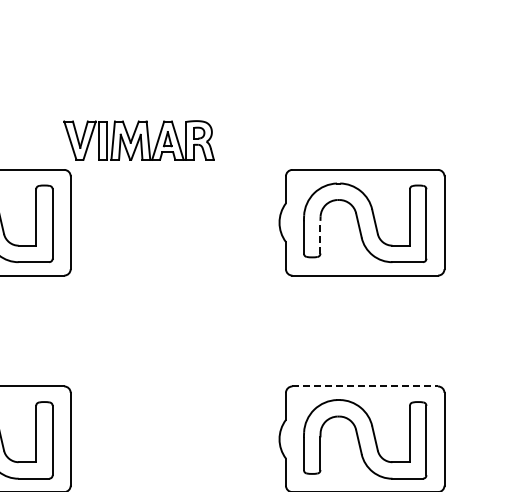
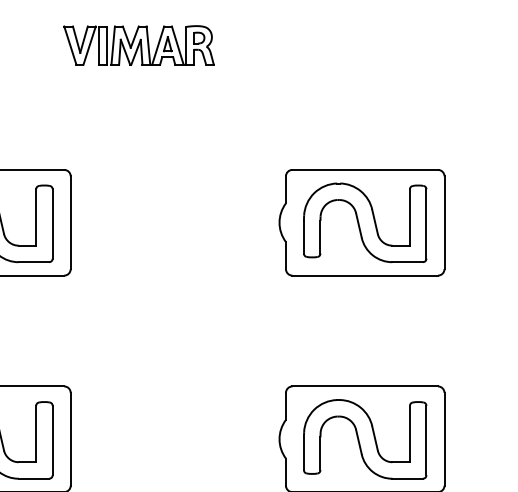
part position: (138, 140) -> (138, 45) (138, 45)
line: dashed -> solid (320, 236)
line: dashed -> solid (365, 386)
